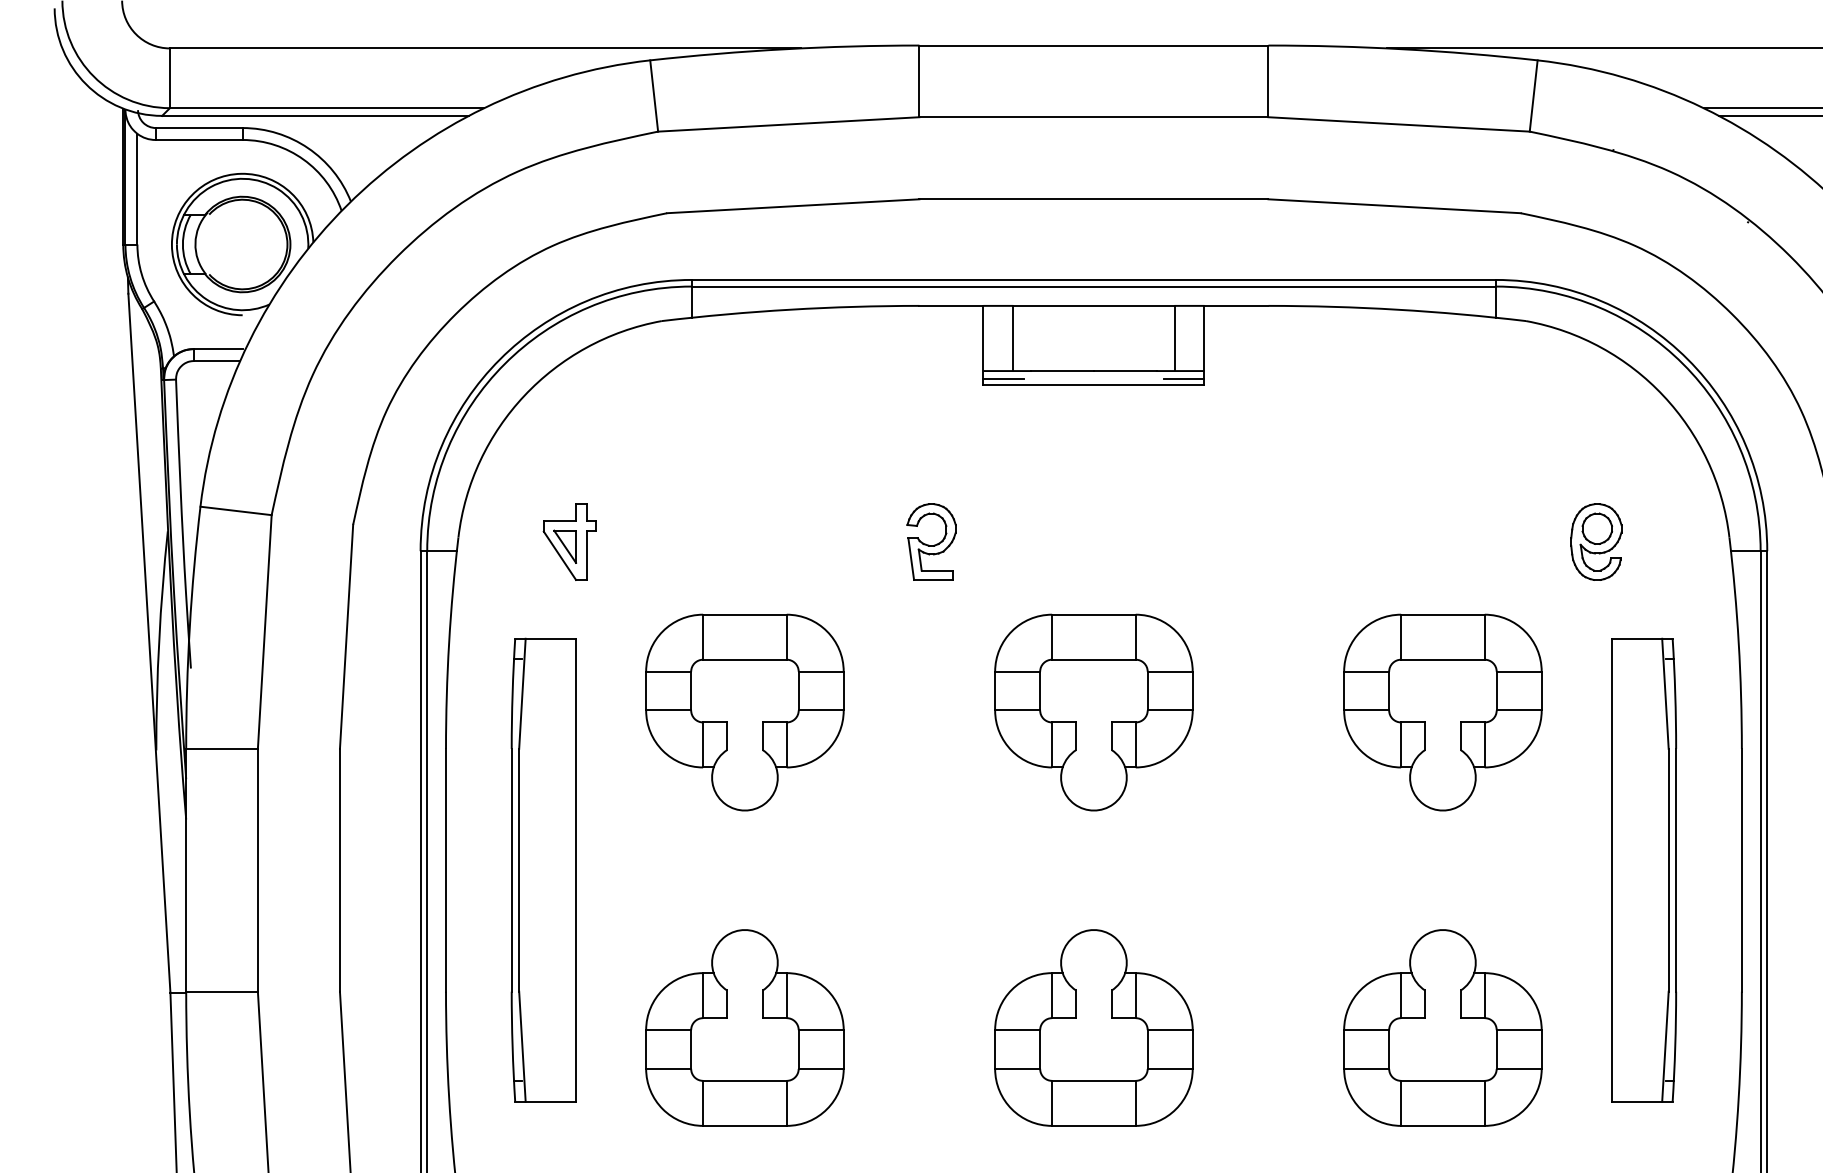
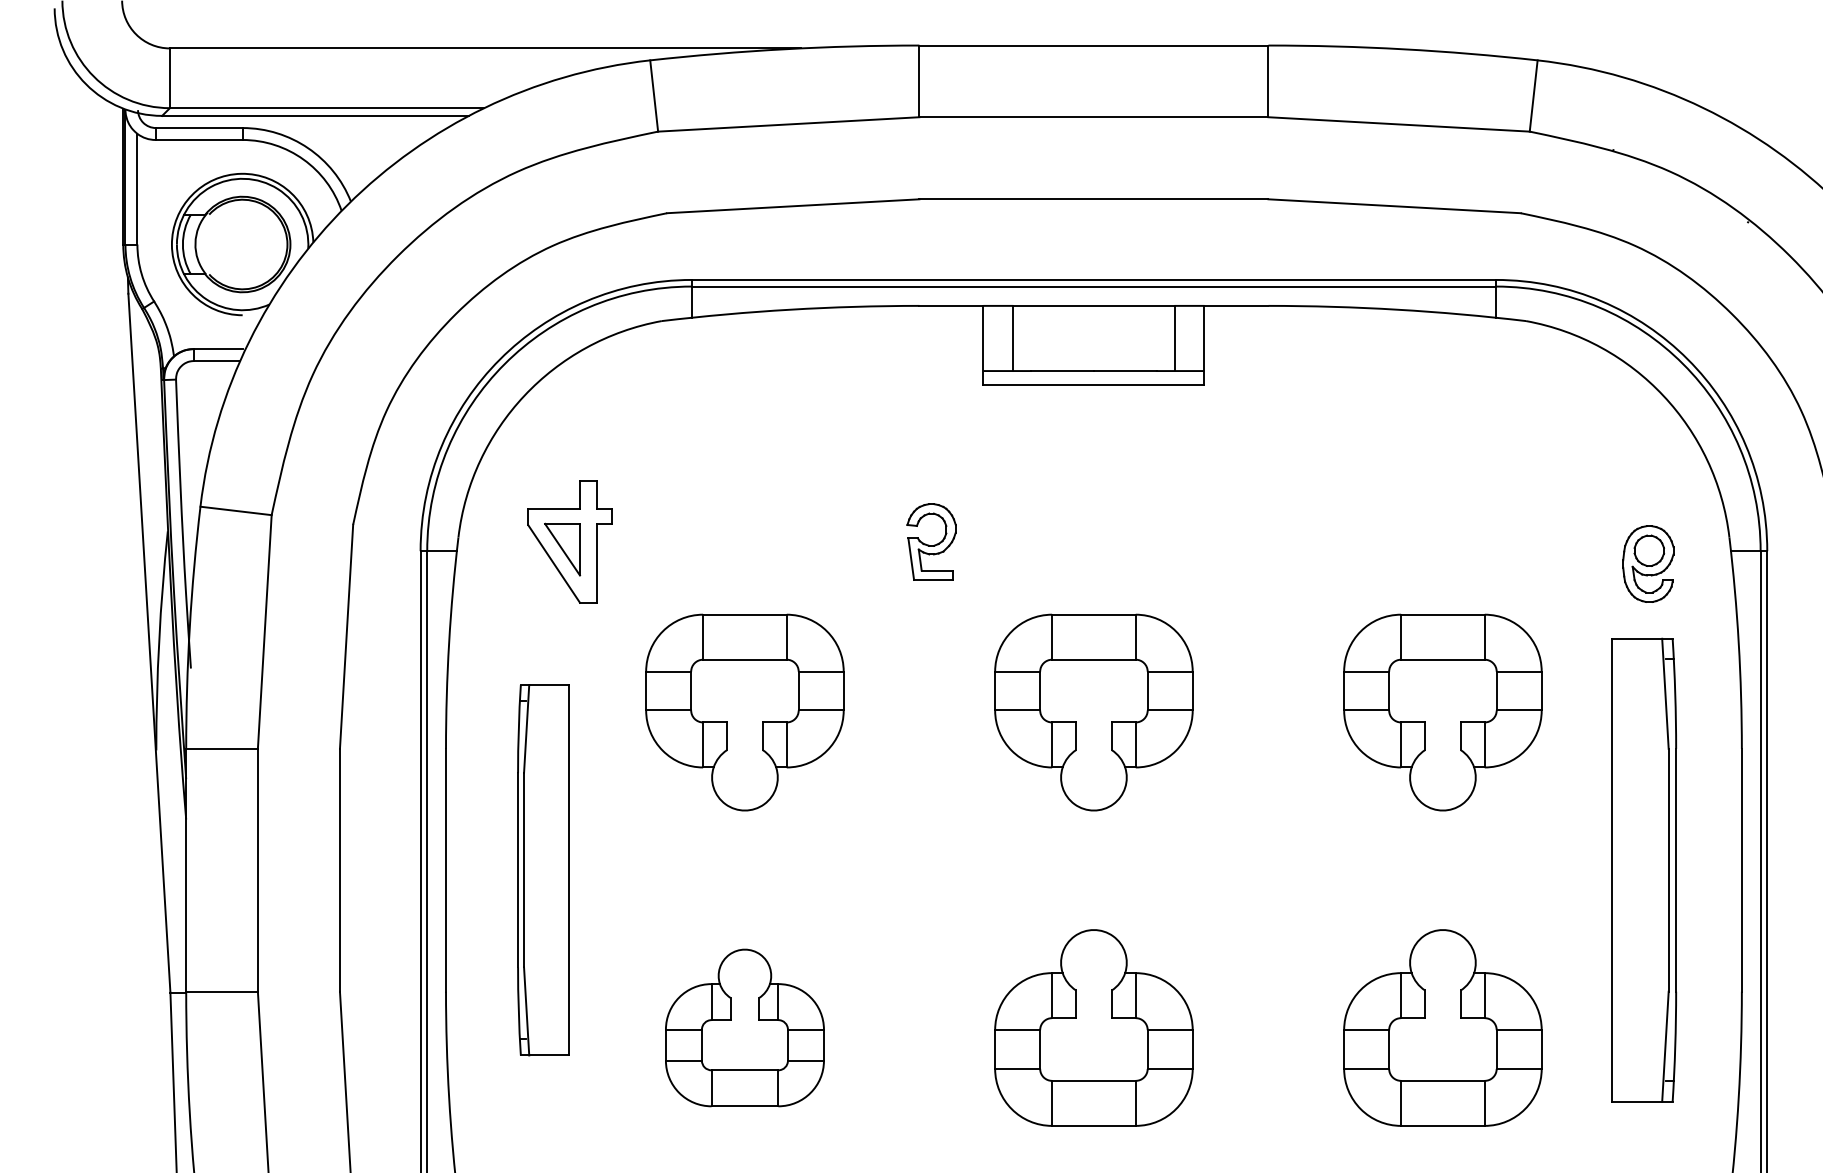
line: present -> none (1603, 48)
line: present -> none (1761, 108)
line: present -> none (1768, 115)
line: present -> none (1003, 378)
line: present -> none (1184, 378)
part size: 55x78 px -> 86x124 px (569, 541)
part position: (1596, 541) -> (1648, 563) (1648, 563)
part size: 67x466 px -> 53x373 px (543, 870)
part size: 200x198 px -> 160x160 px (744, 1027)
